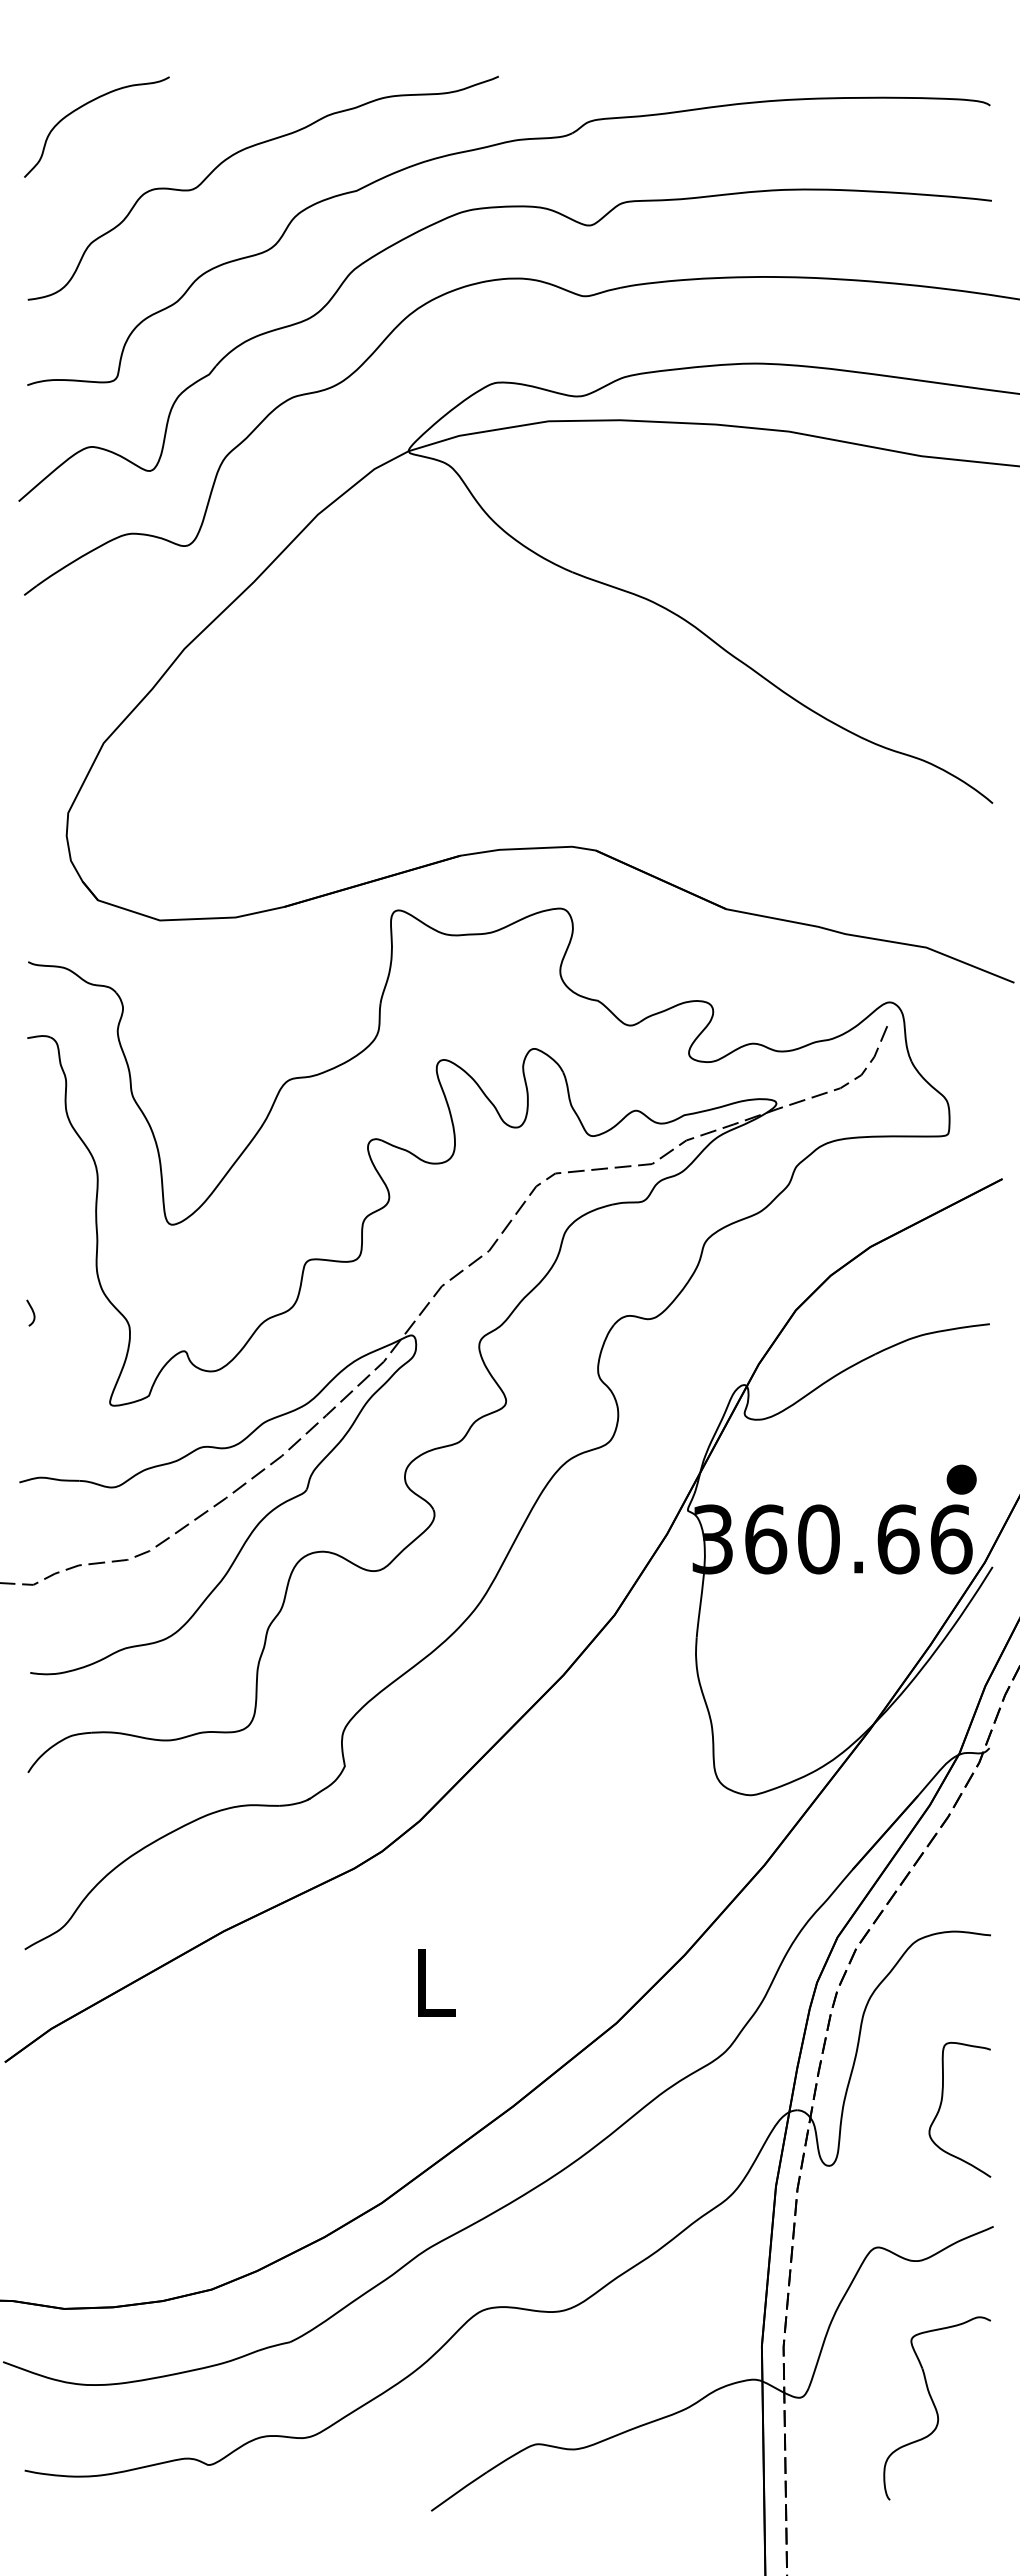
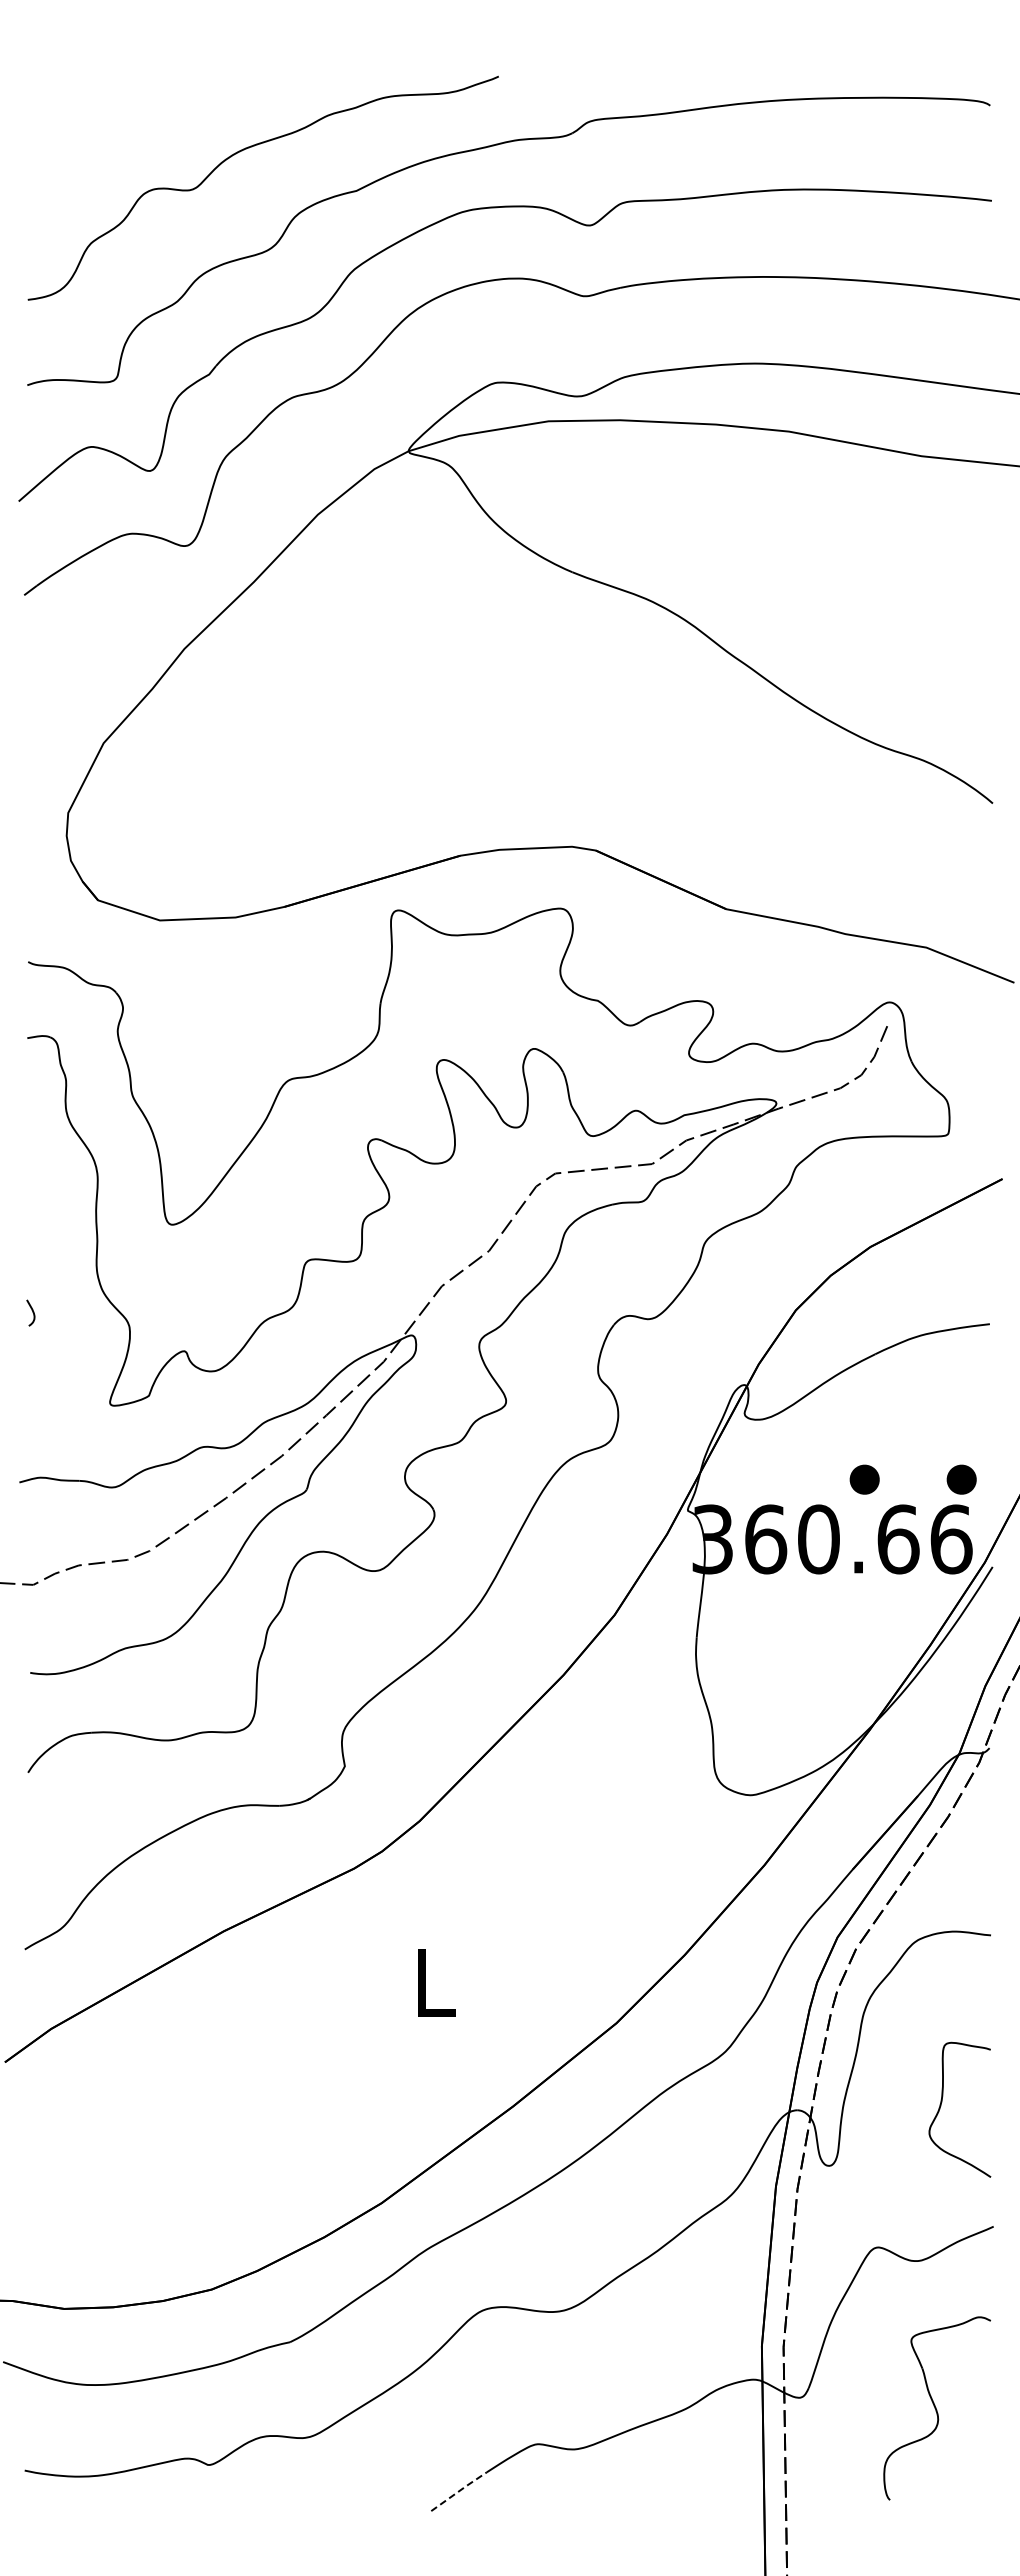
curve: present -> none (82, 107)
part: none -> present (864, 1479)
line: solid -> dashed (459, 2491)
